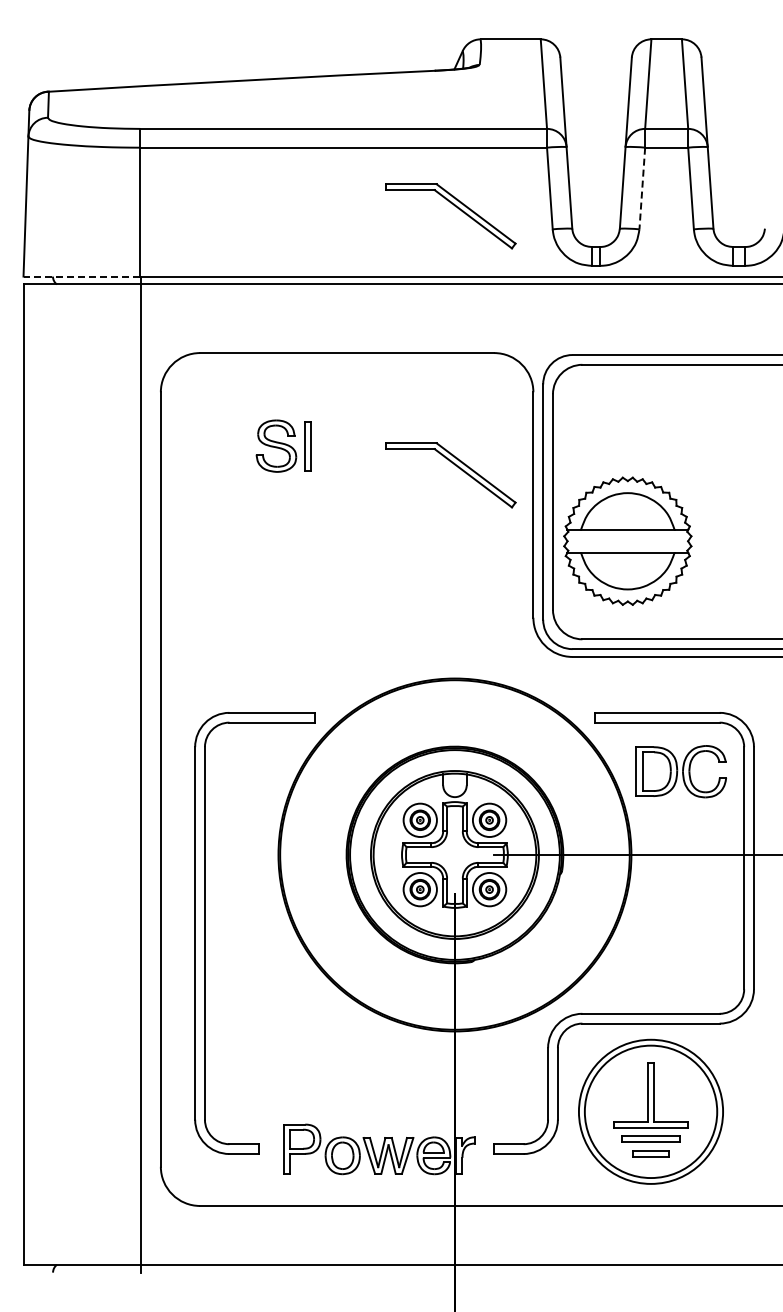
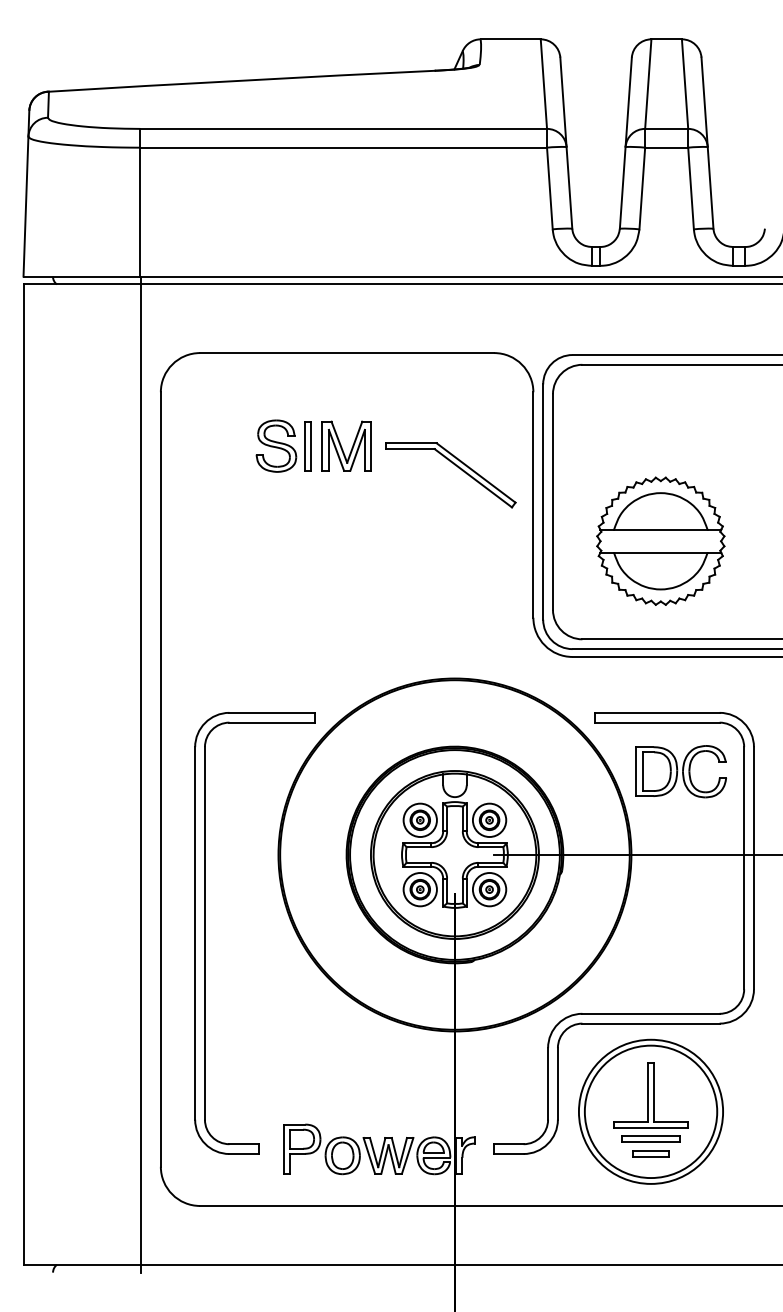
line: dashed -> solid (642, 188)
part: present -> none (457, 208)
line: dashed -> solid (81, 276)
part: none -> present (346, 445)
part position: (627, 540) -> (660, 540) (660, 540)
